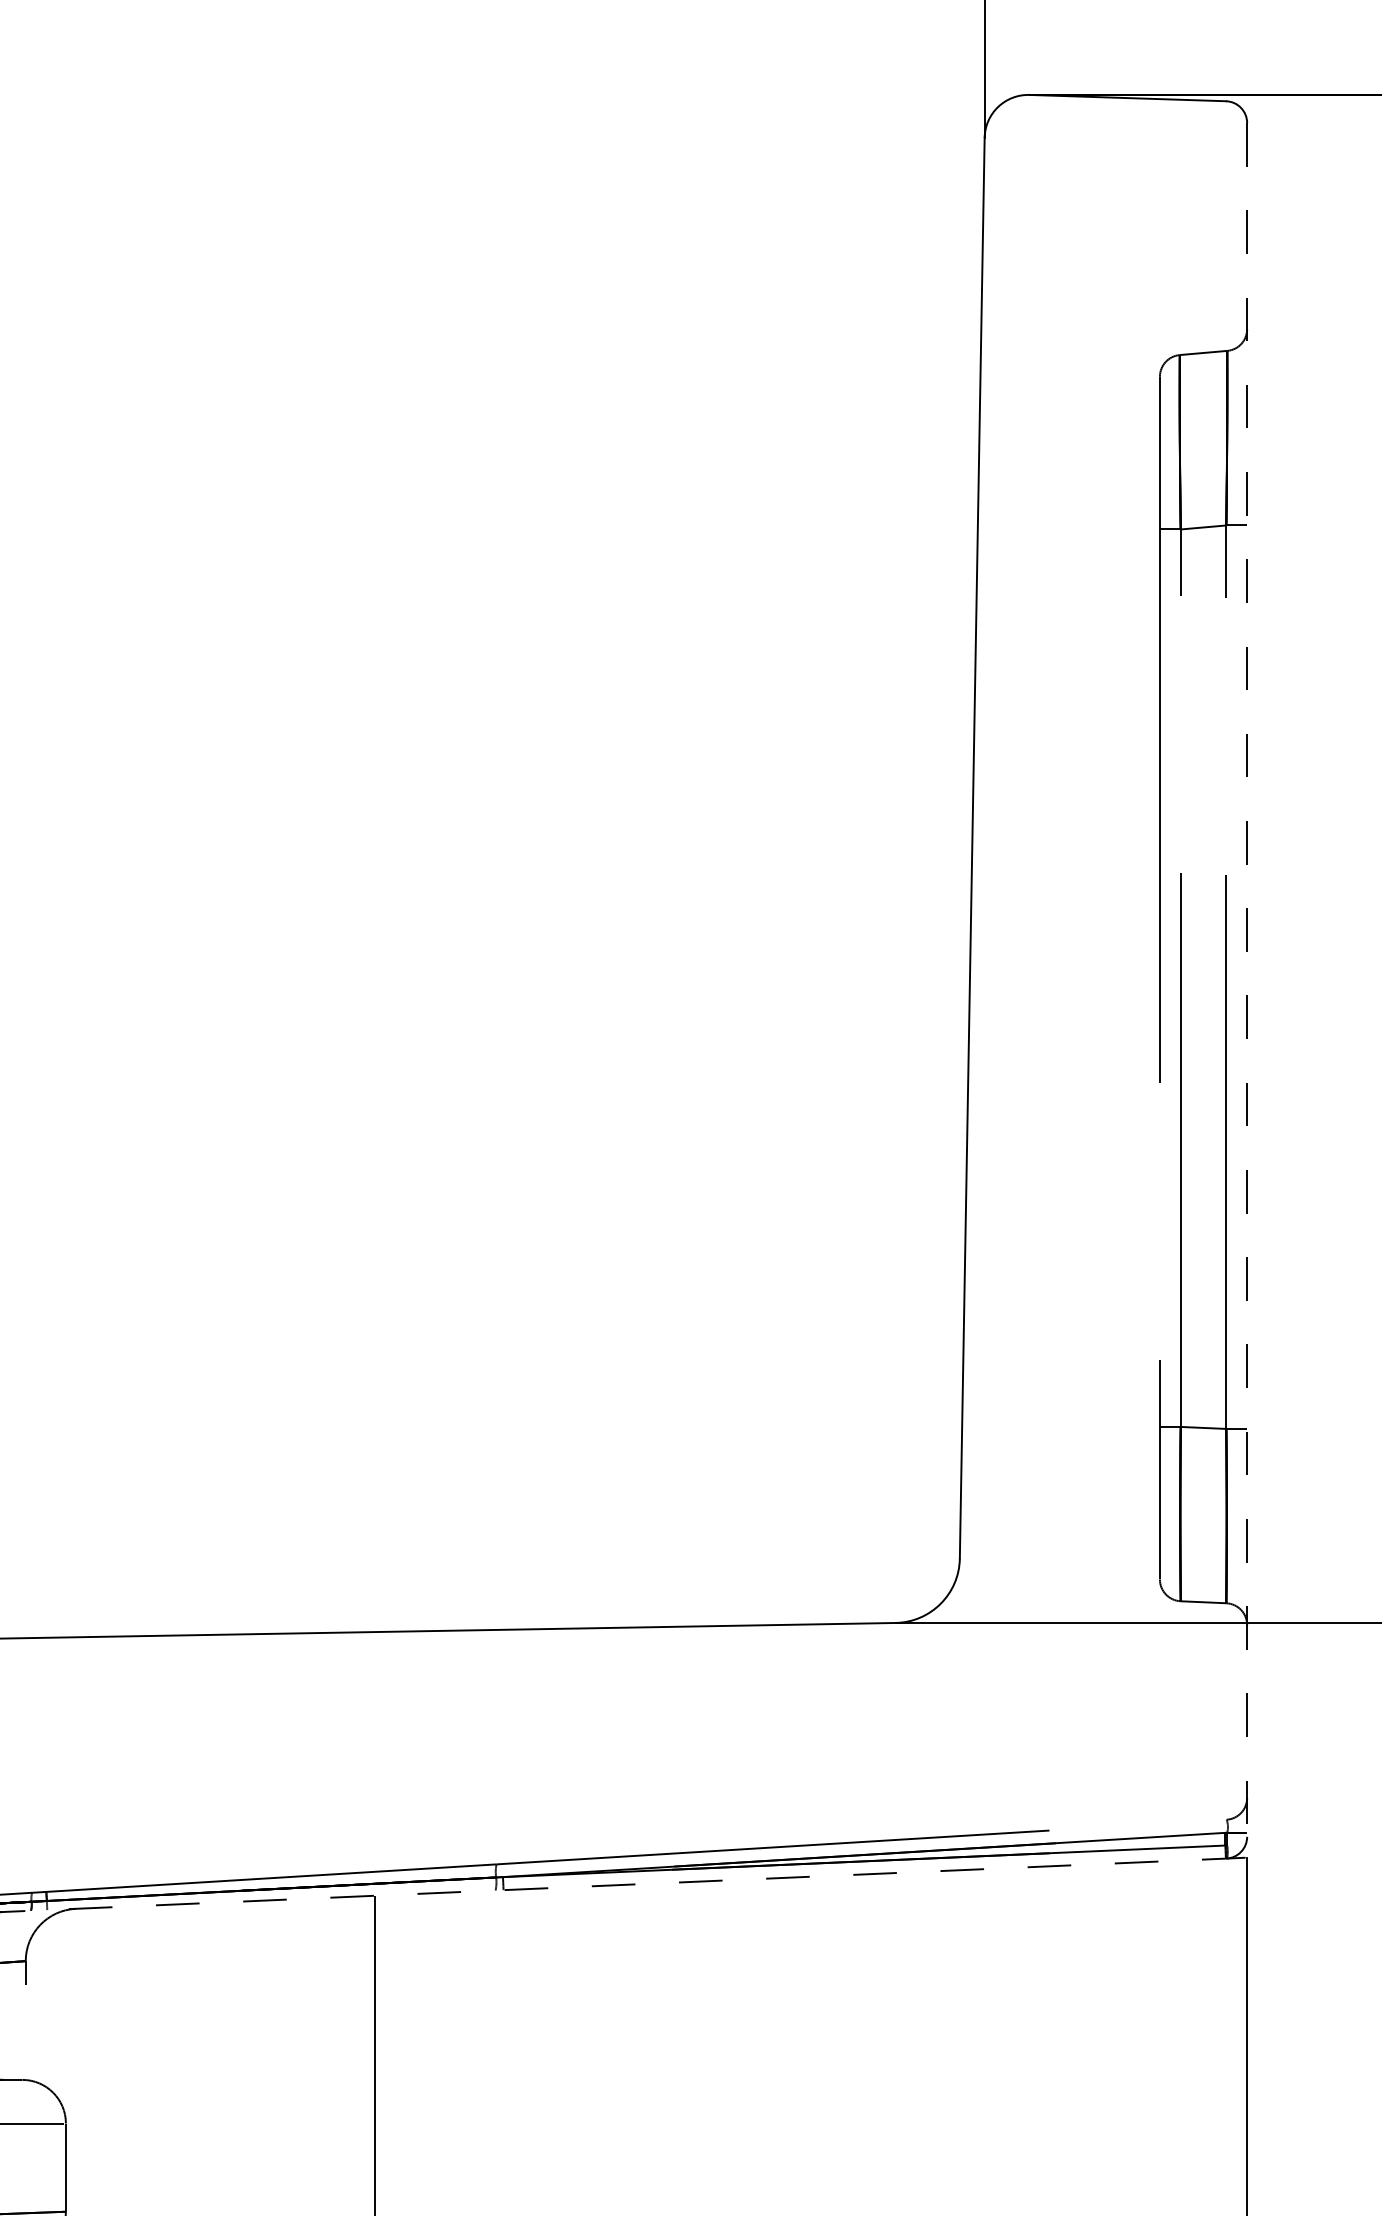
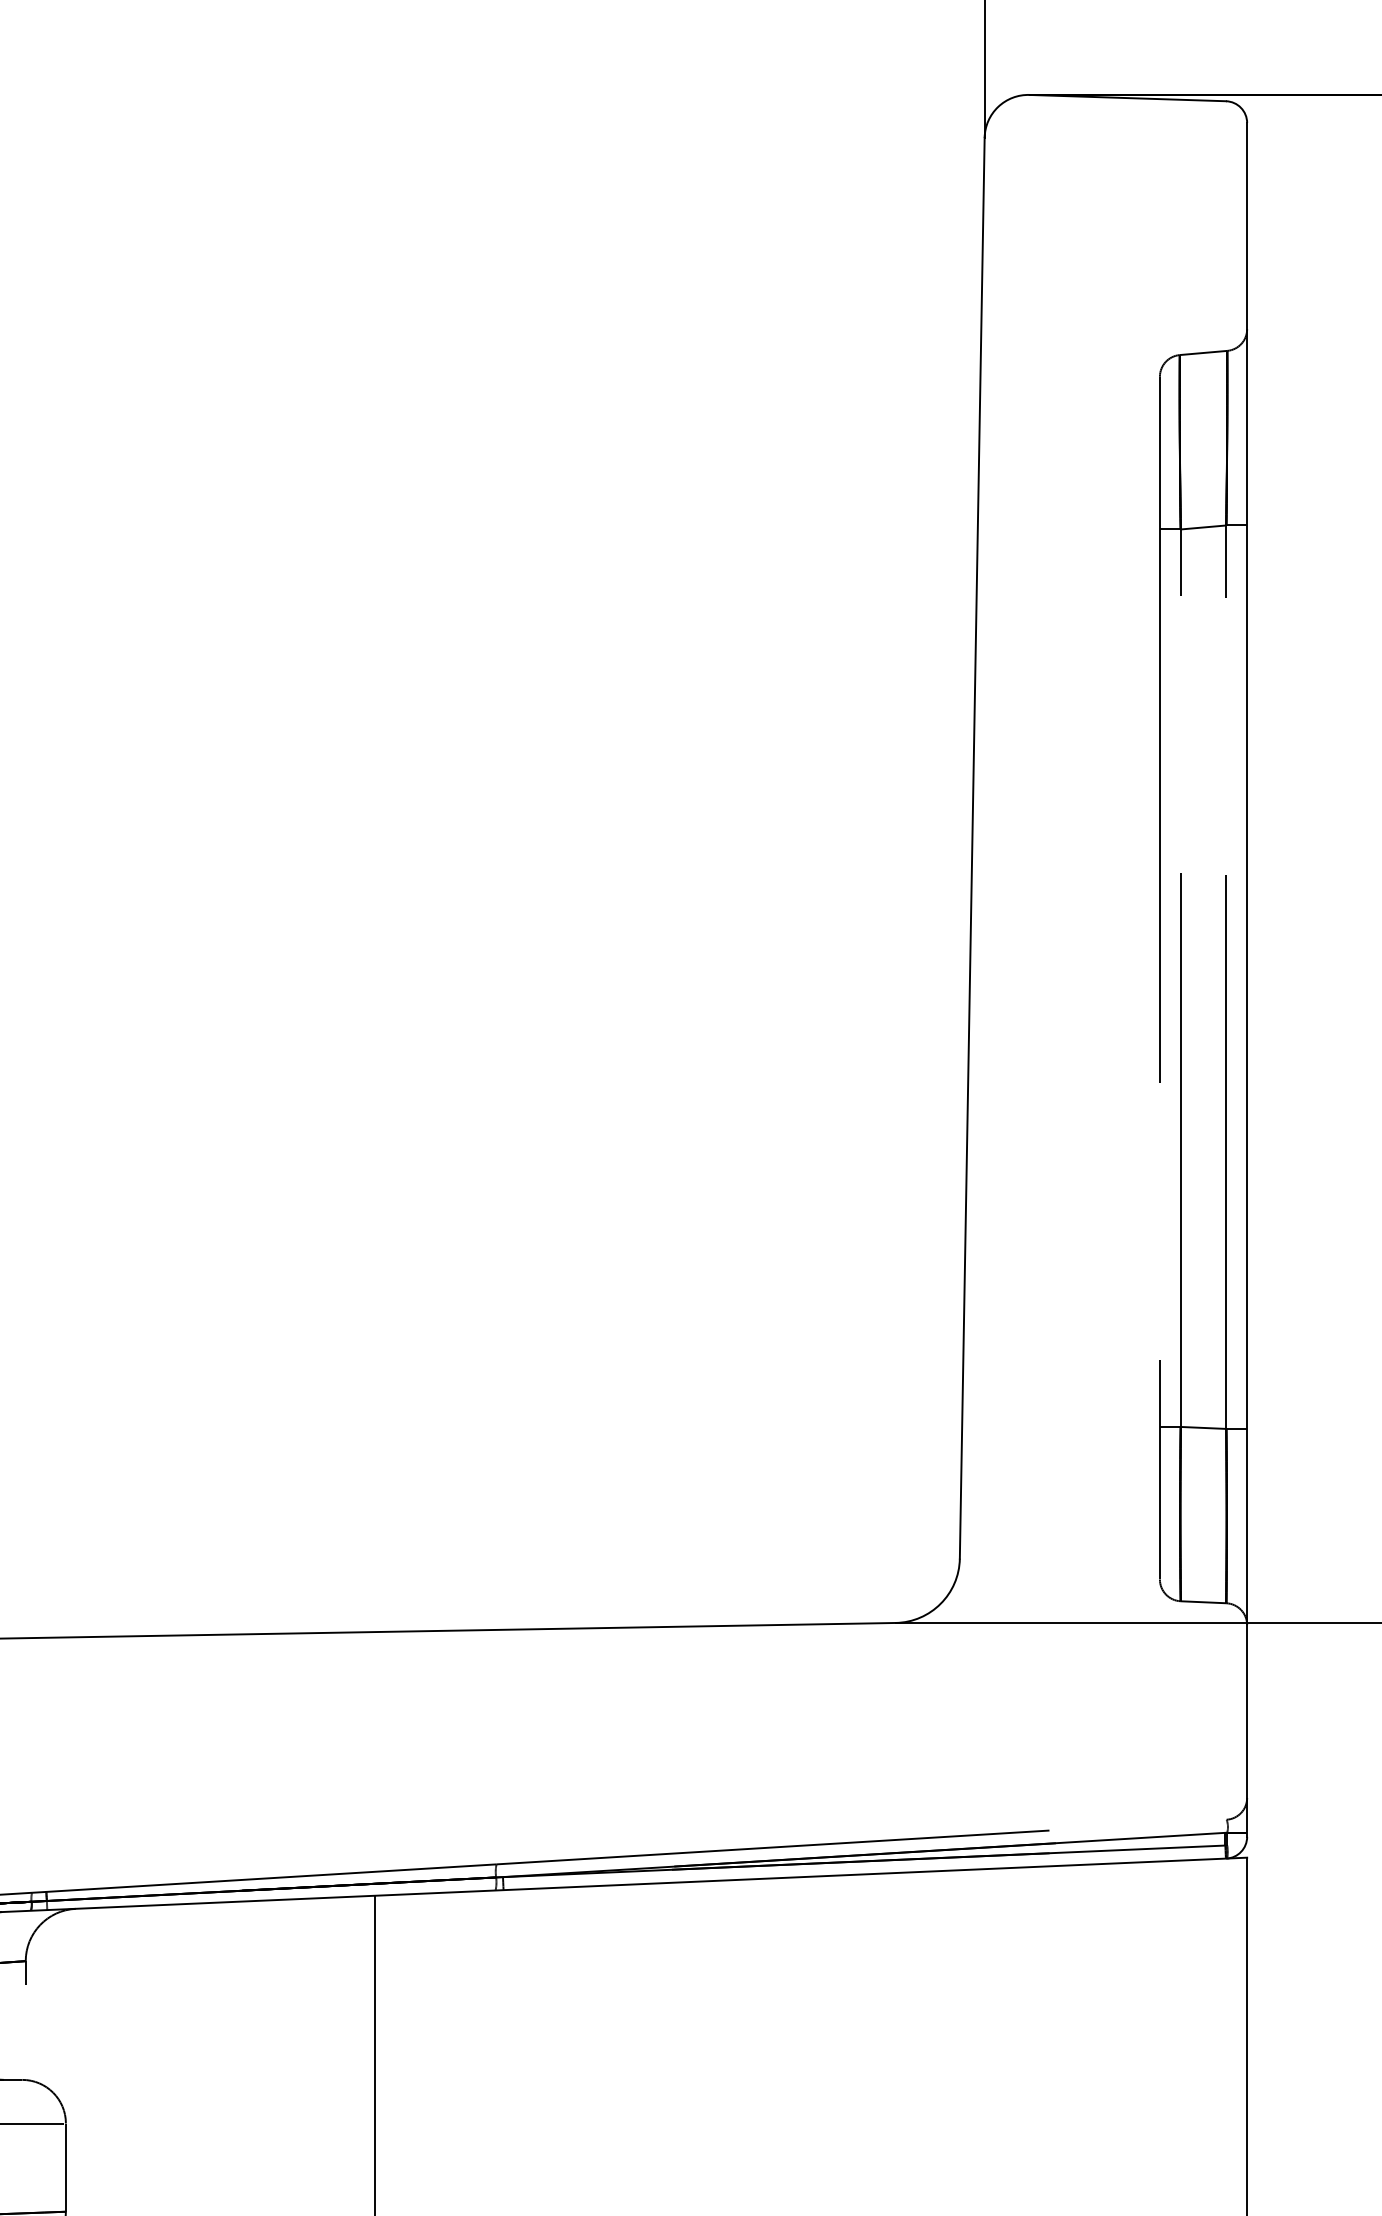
line: dashed -> solid (1247, 979)
line: dashed -> solid (623, 1884)
